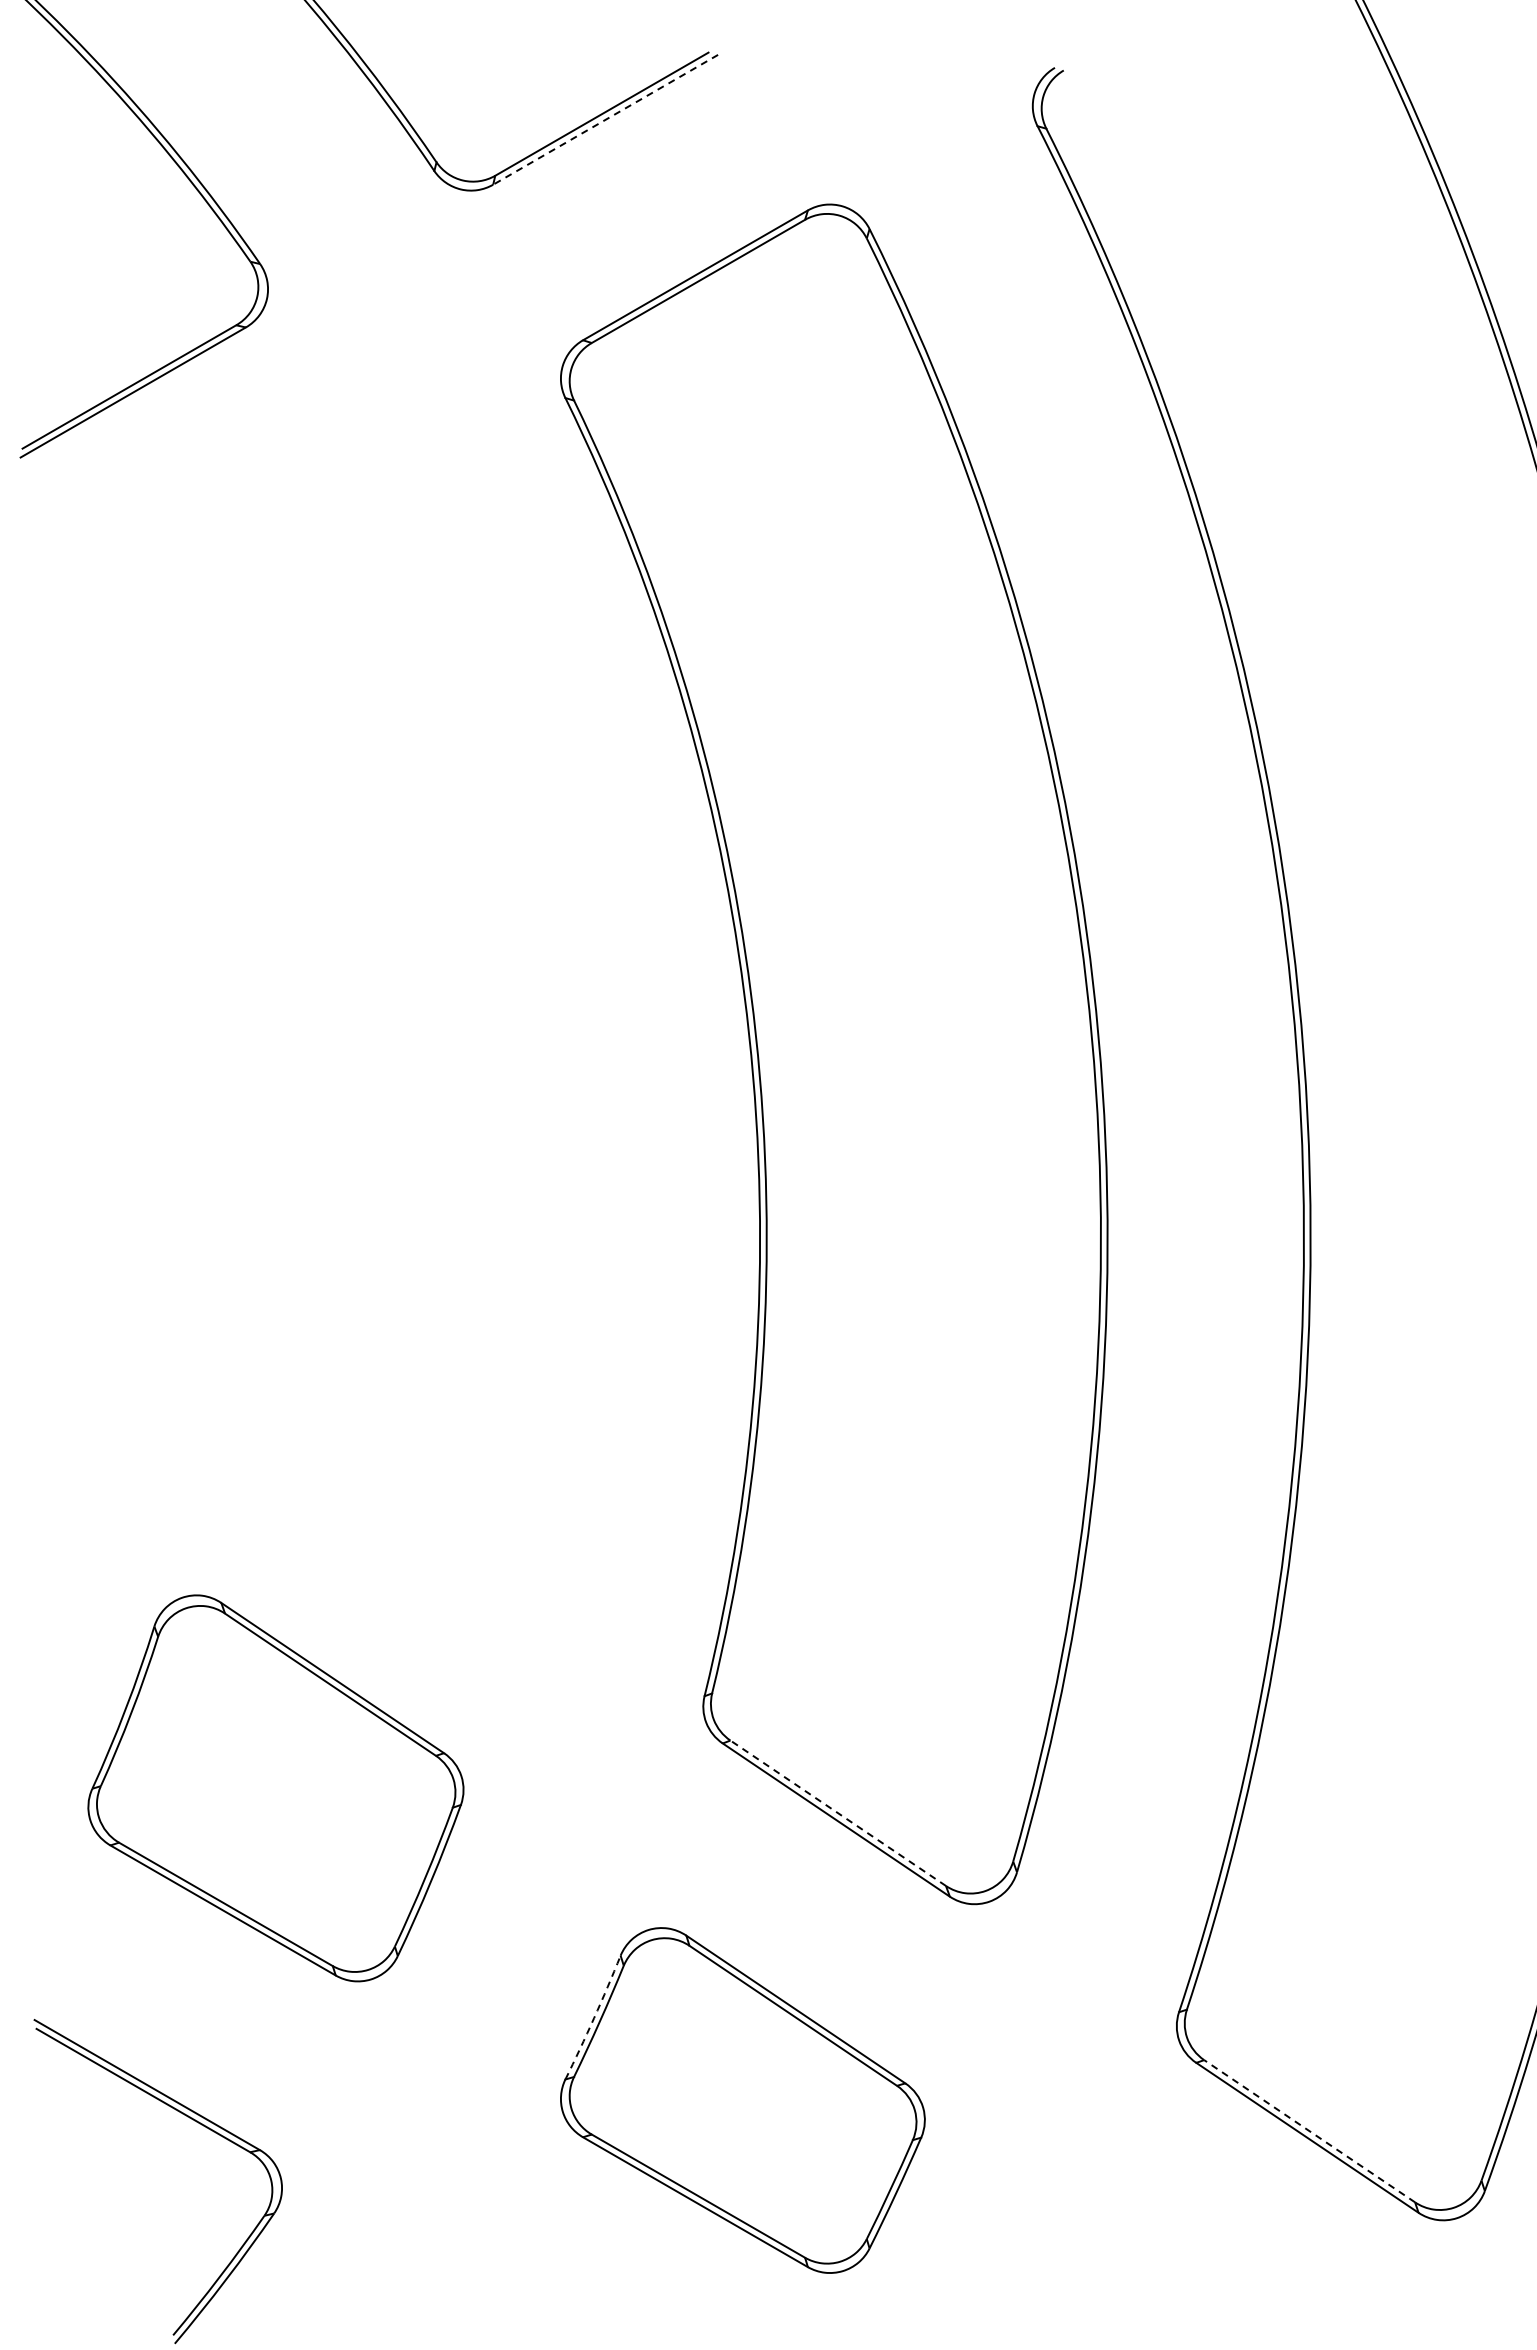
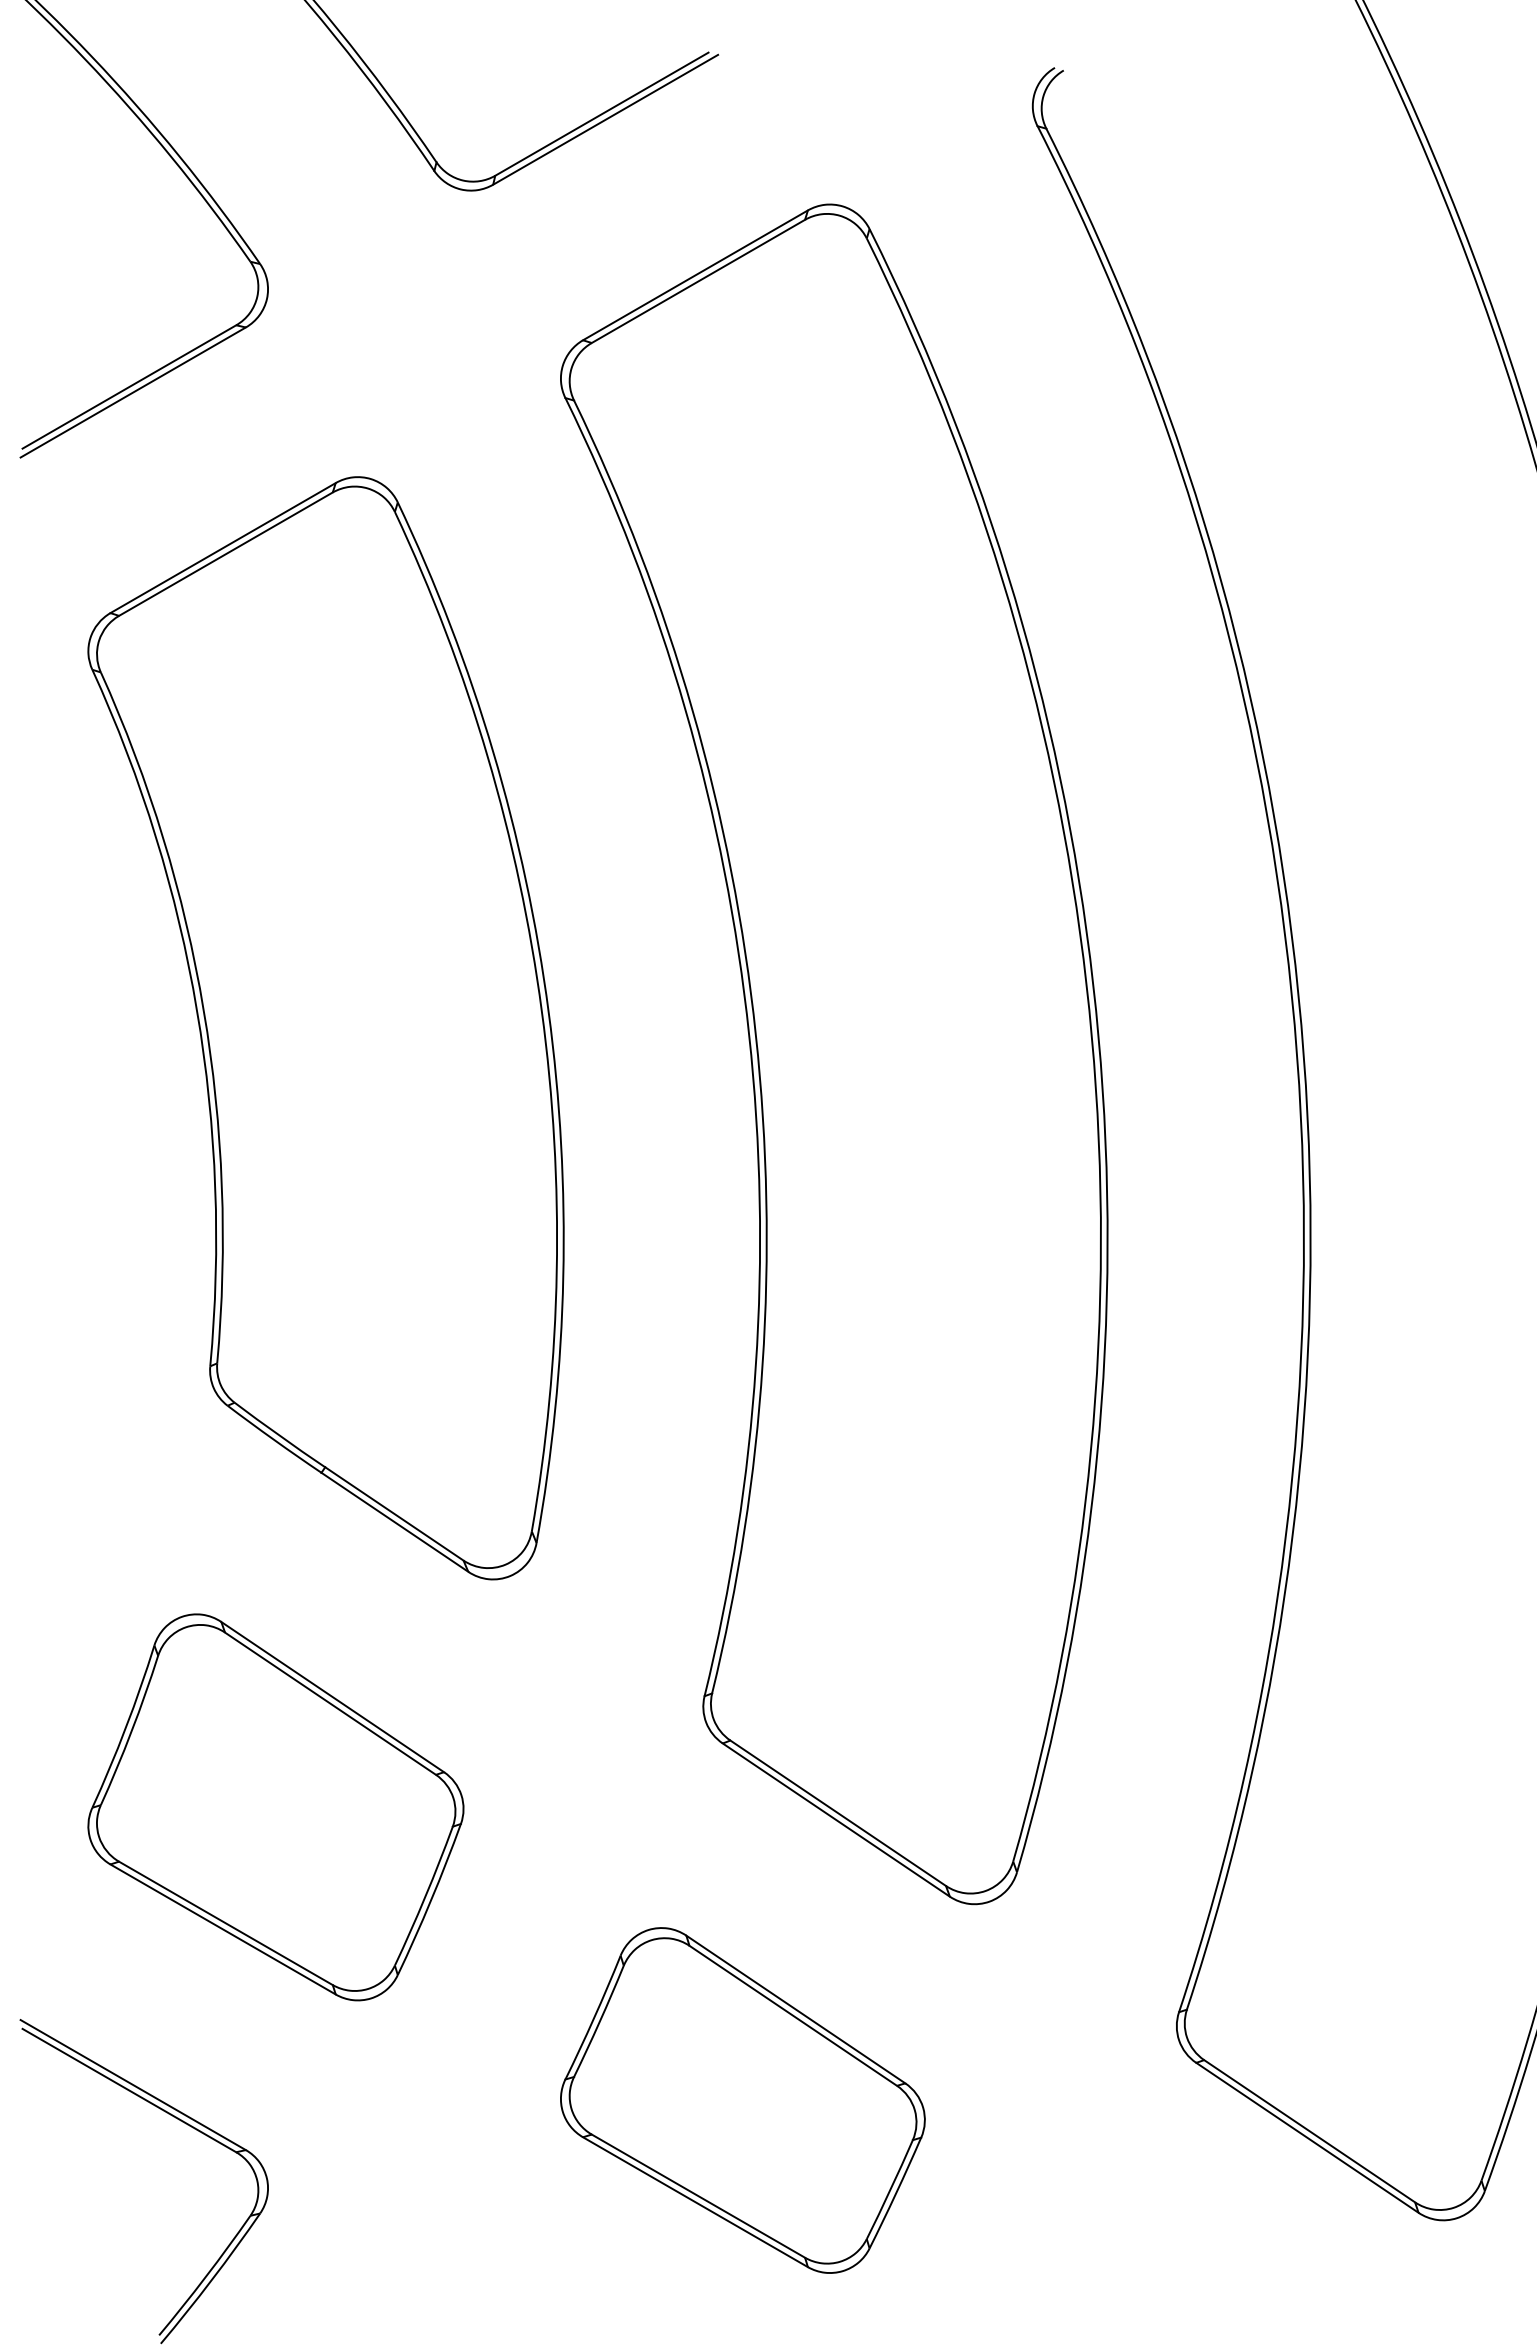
line: dashed -> solid (605, 119)
part: none -> present (325, 1028)
part position: (275, 1788) -> (275, 1807) (275, 1807)
line: dashed -> solid (837, 1812)
arc: dashed -> solid (594, 2018)
part position: (194, 2121) -> (180, 2121) (180, 2121)
line: dashed -> solid (1309, 2130)
